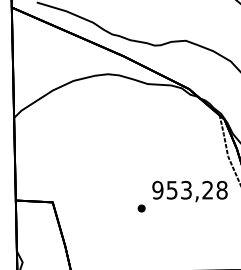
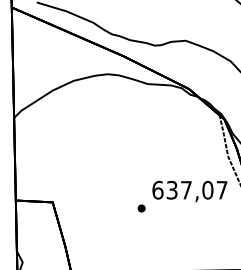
text: 953,28 -> 637,07 (189, 189)
